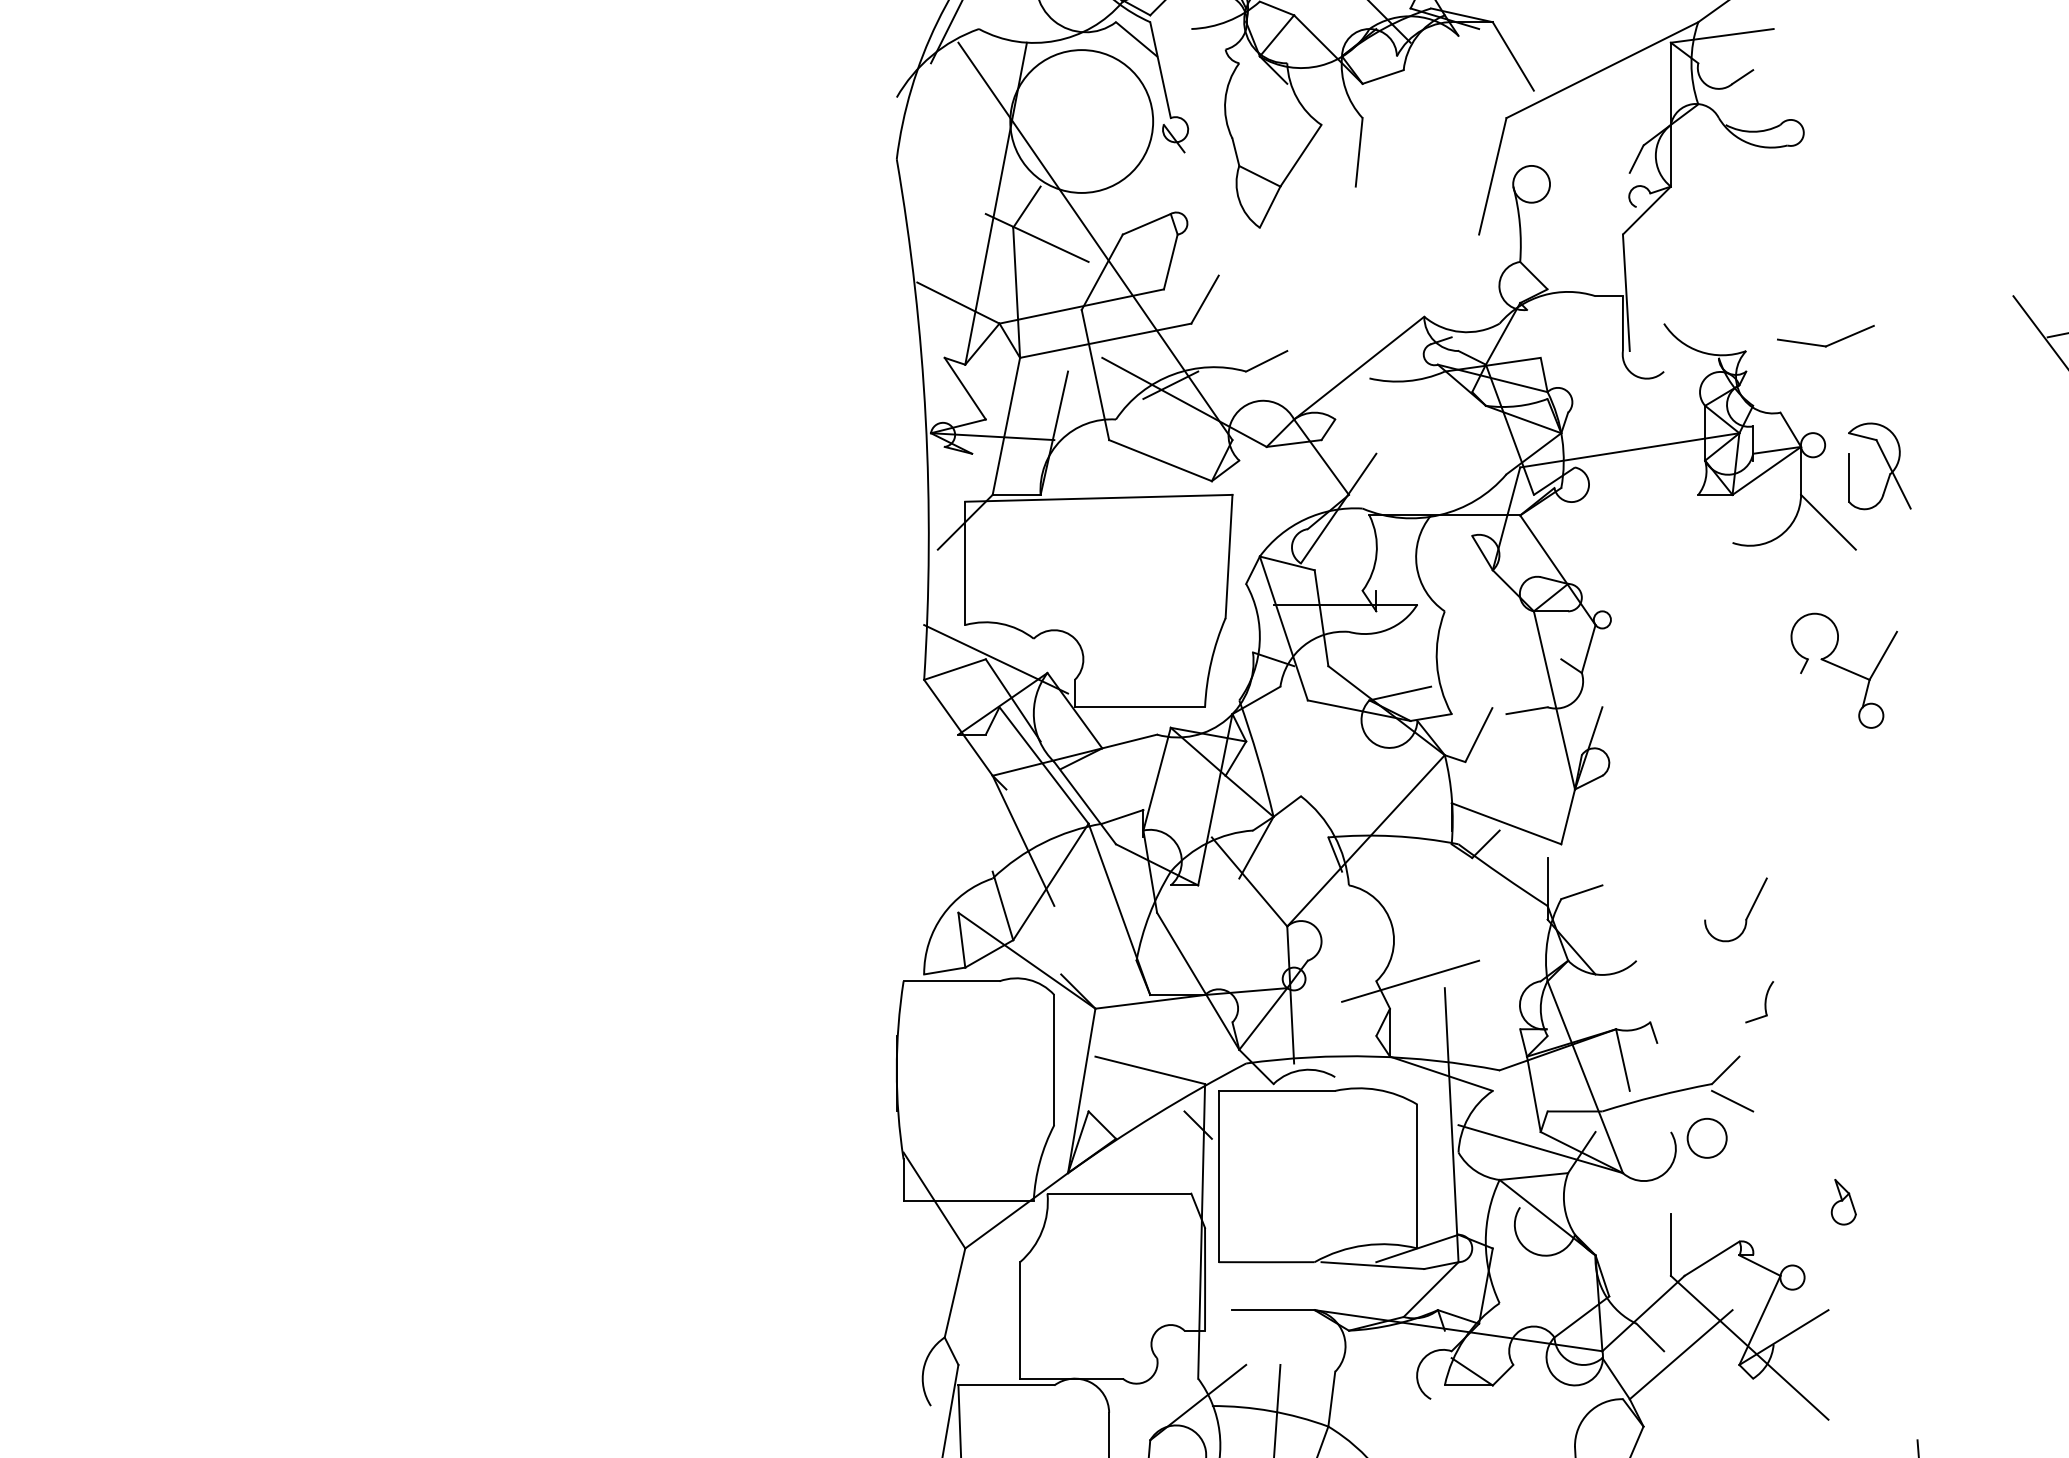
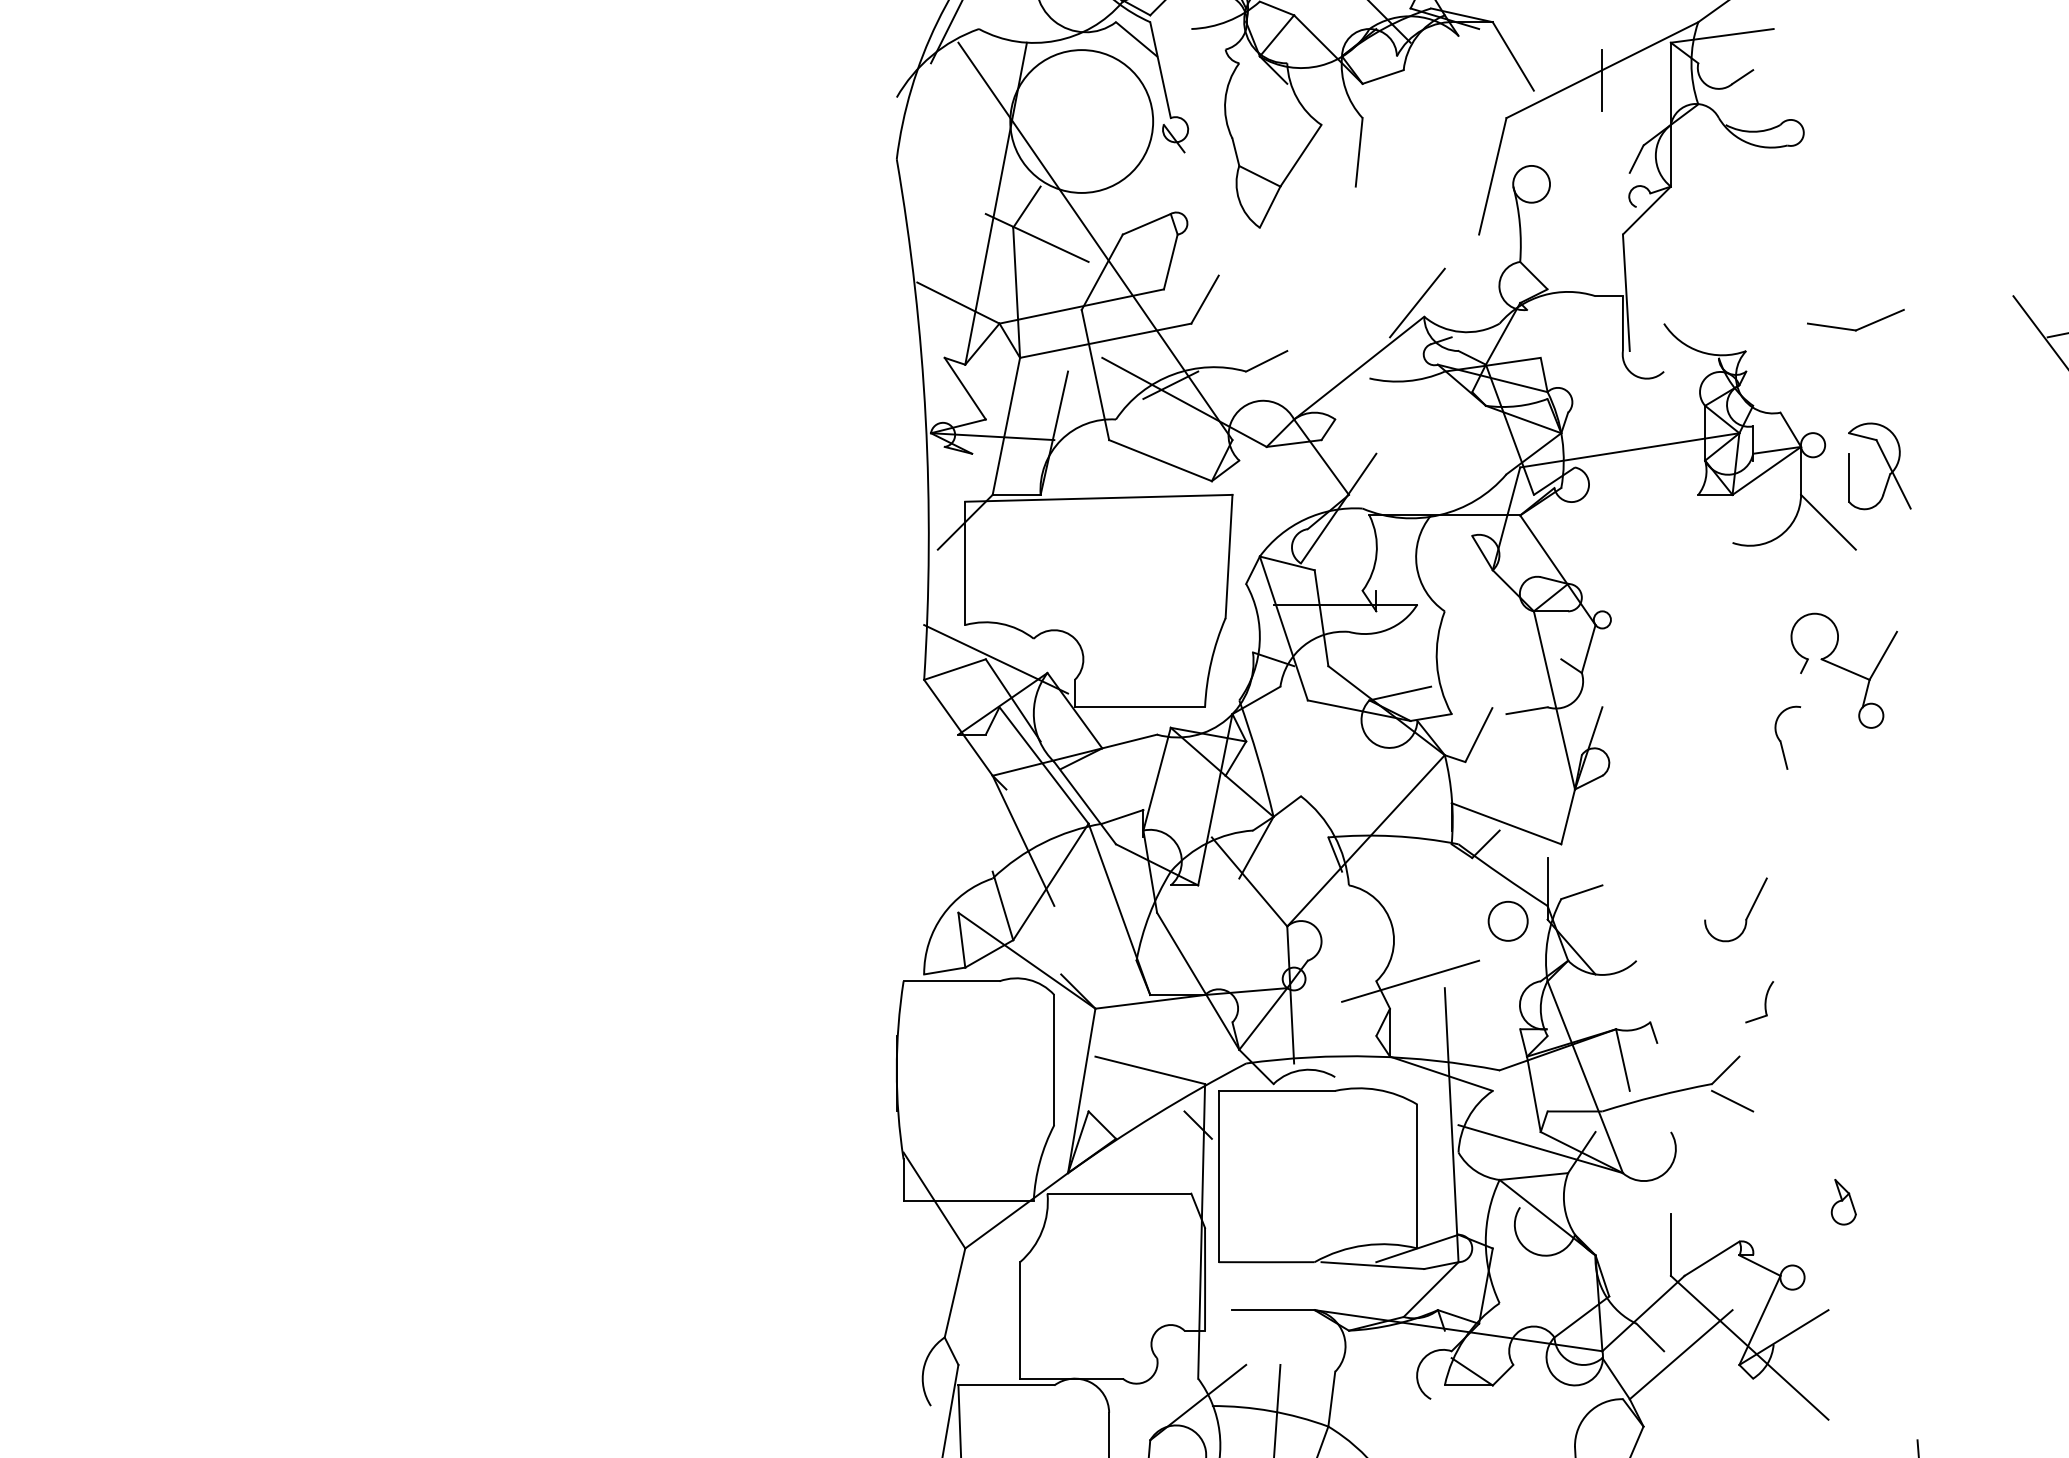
line: none -> present (1602, 80)
line: none -> present (1417, 302)
part position: (1829, 343) -> (1859, 327) (1859, 327)
part: none -> present (1781, 740)
circle position: (1706, 1137) -> (1507, 920) (1507, 920)
